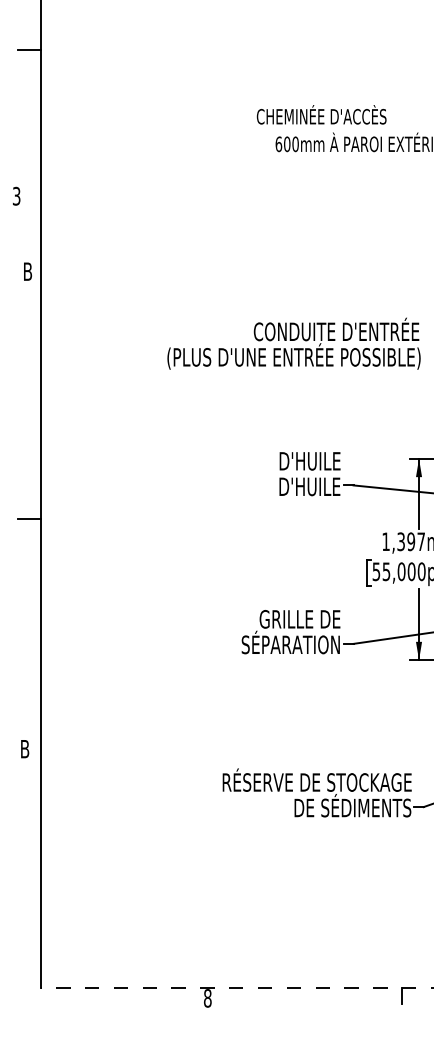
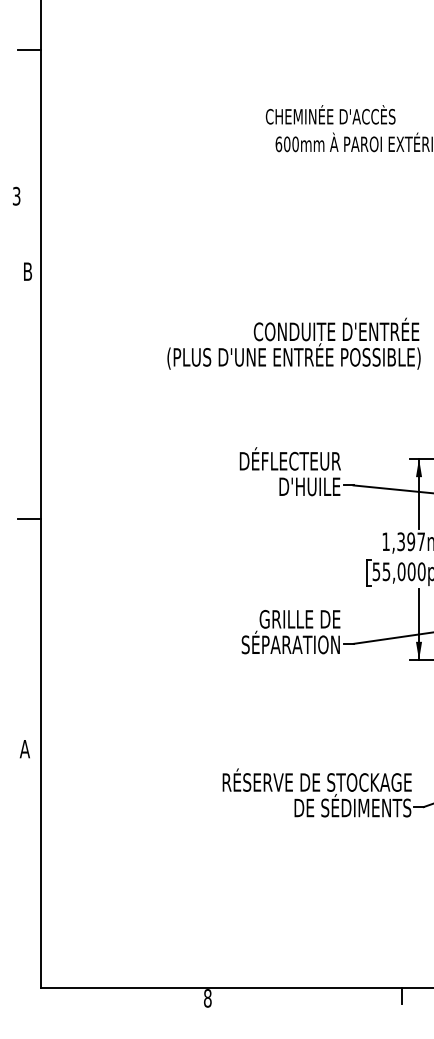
text position: (321, 114) -> (330, 114) (330, 114)
text: D'HUILE -> DÉFLECTEUR (289, 458)
text: B -> A (24, 749)
line: dashed -> solid (237, 988)
